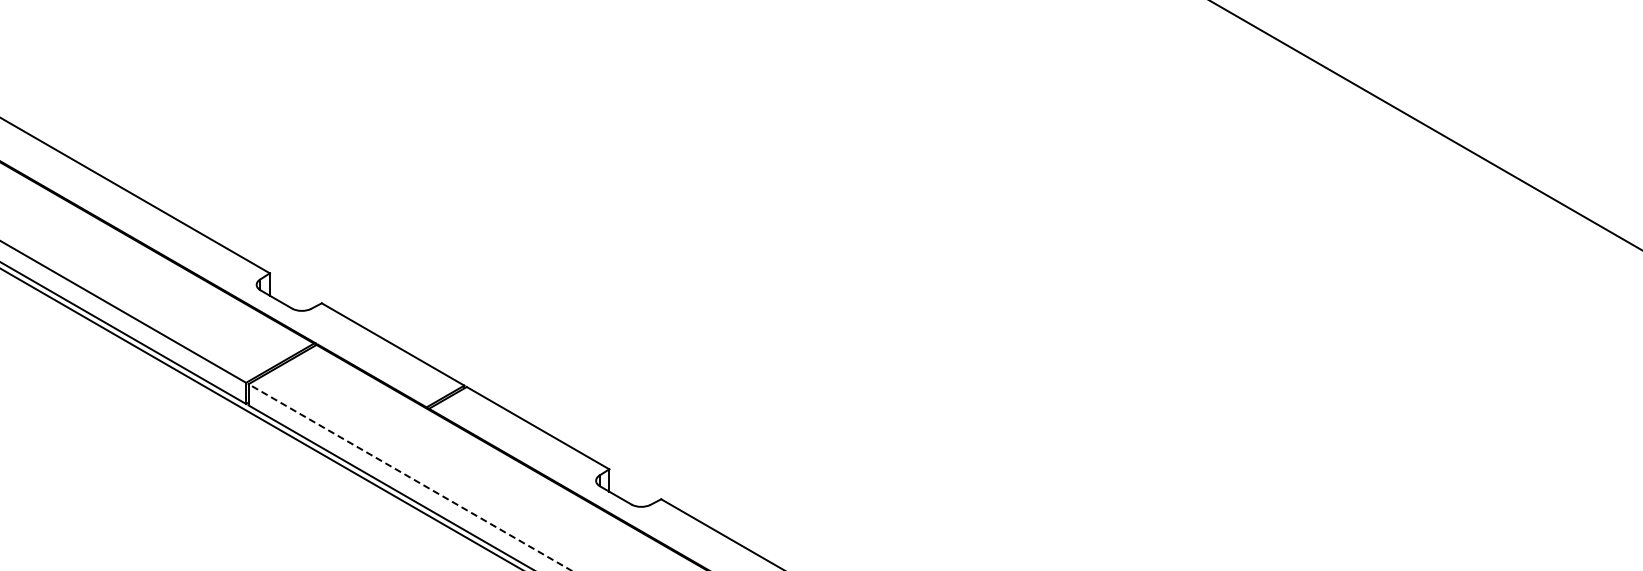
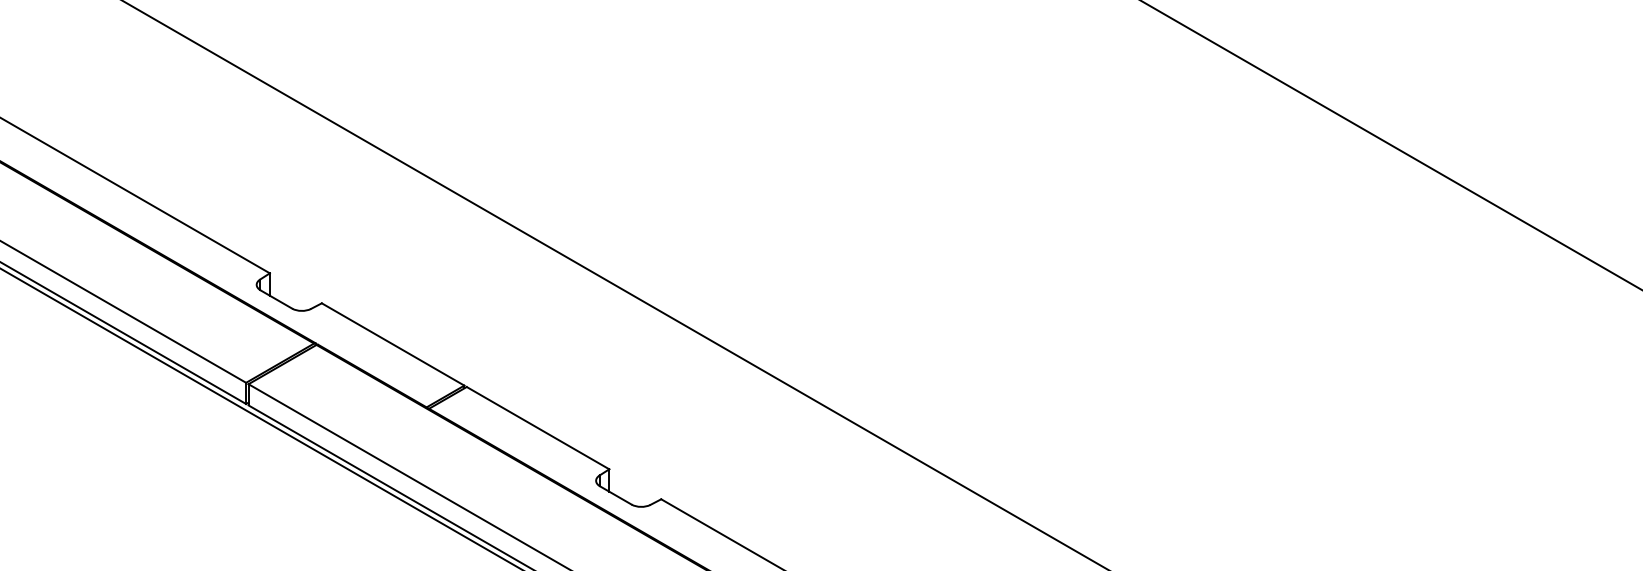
line position: (1425, 125) -> (1391, 145) (1391, 145)
line: none -> present (614, 284)
line: dashed -> solid (409, 477)
